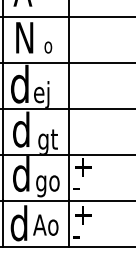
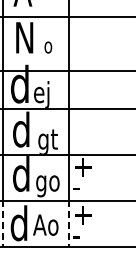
line position: (67, 63) -> (67, 71) (67, 71)
line: solid -> dashed (3, 223)
line: solid -> dashed (68, 223)
